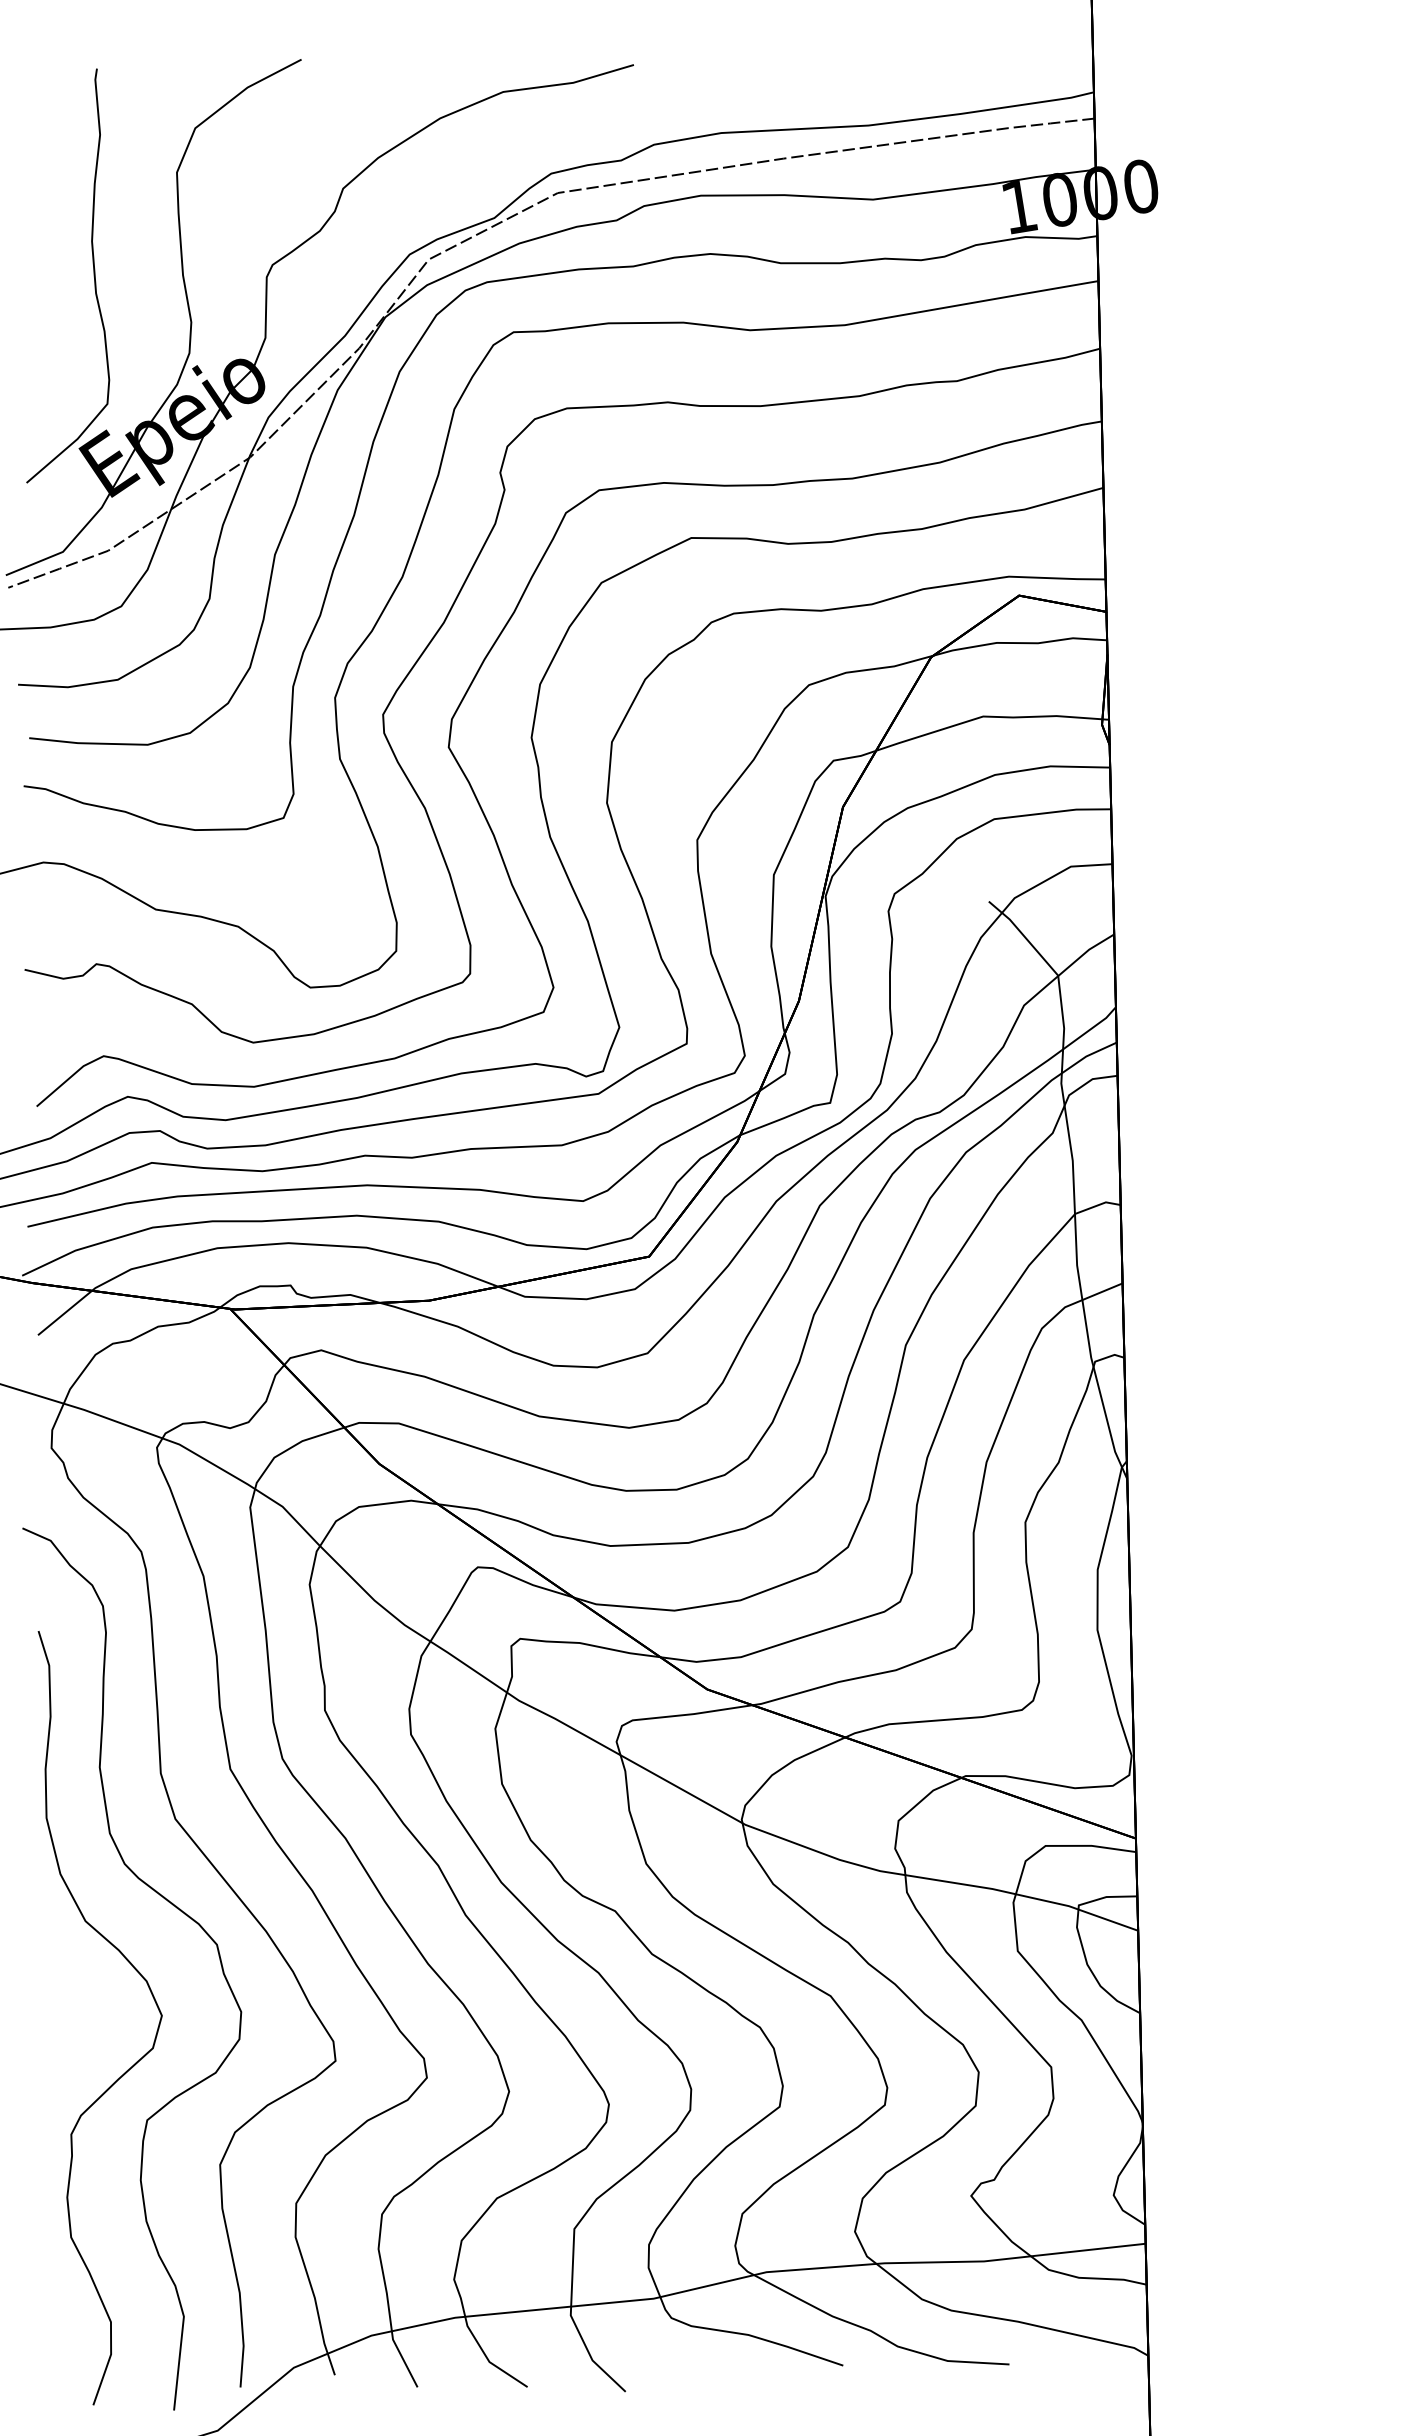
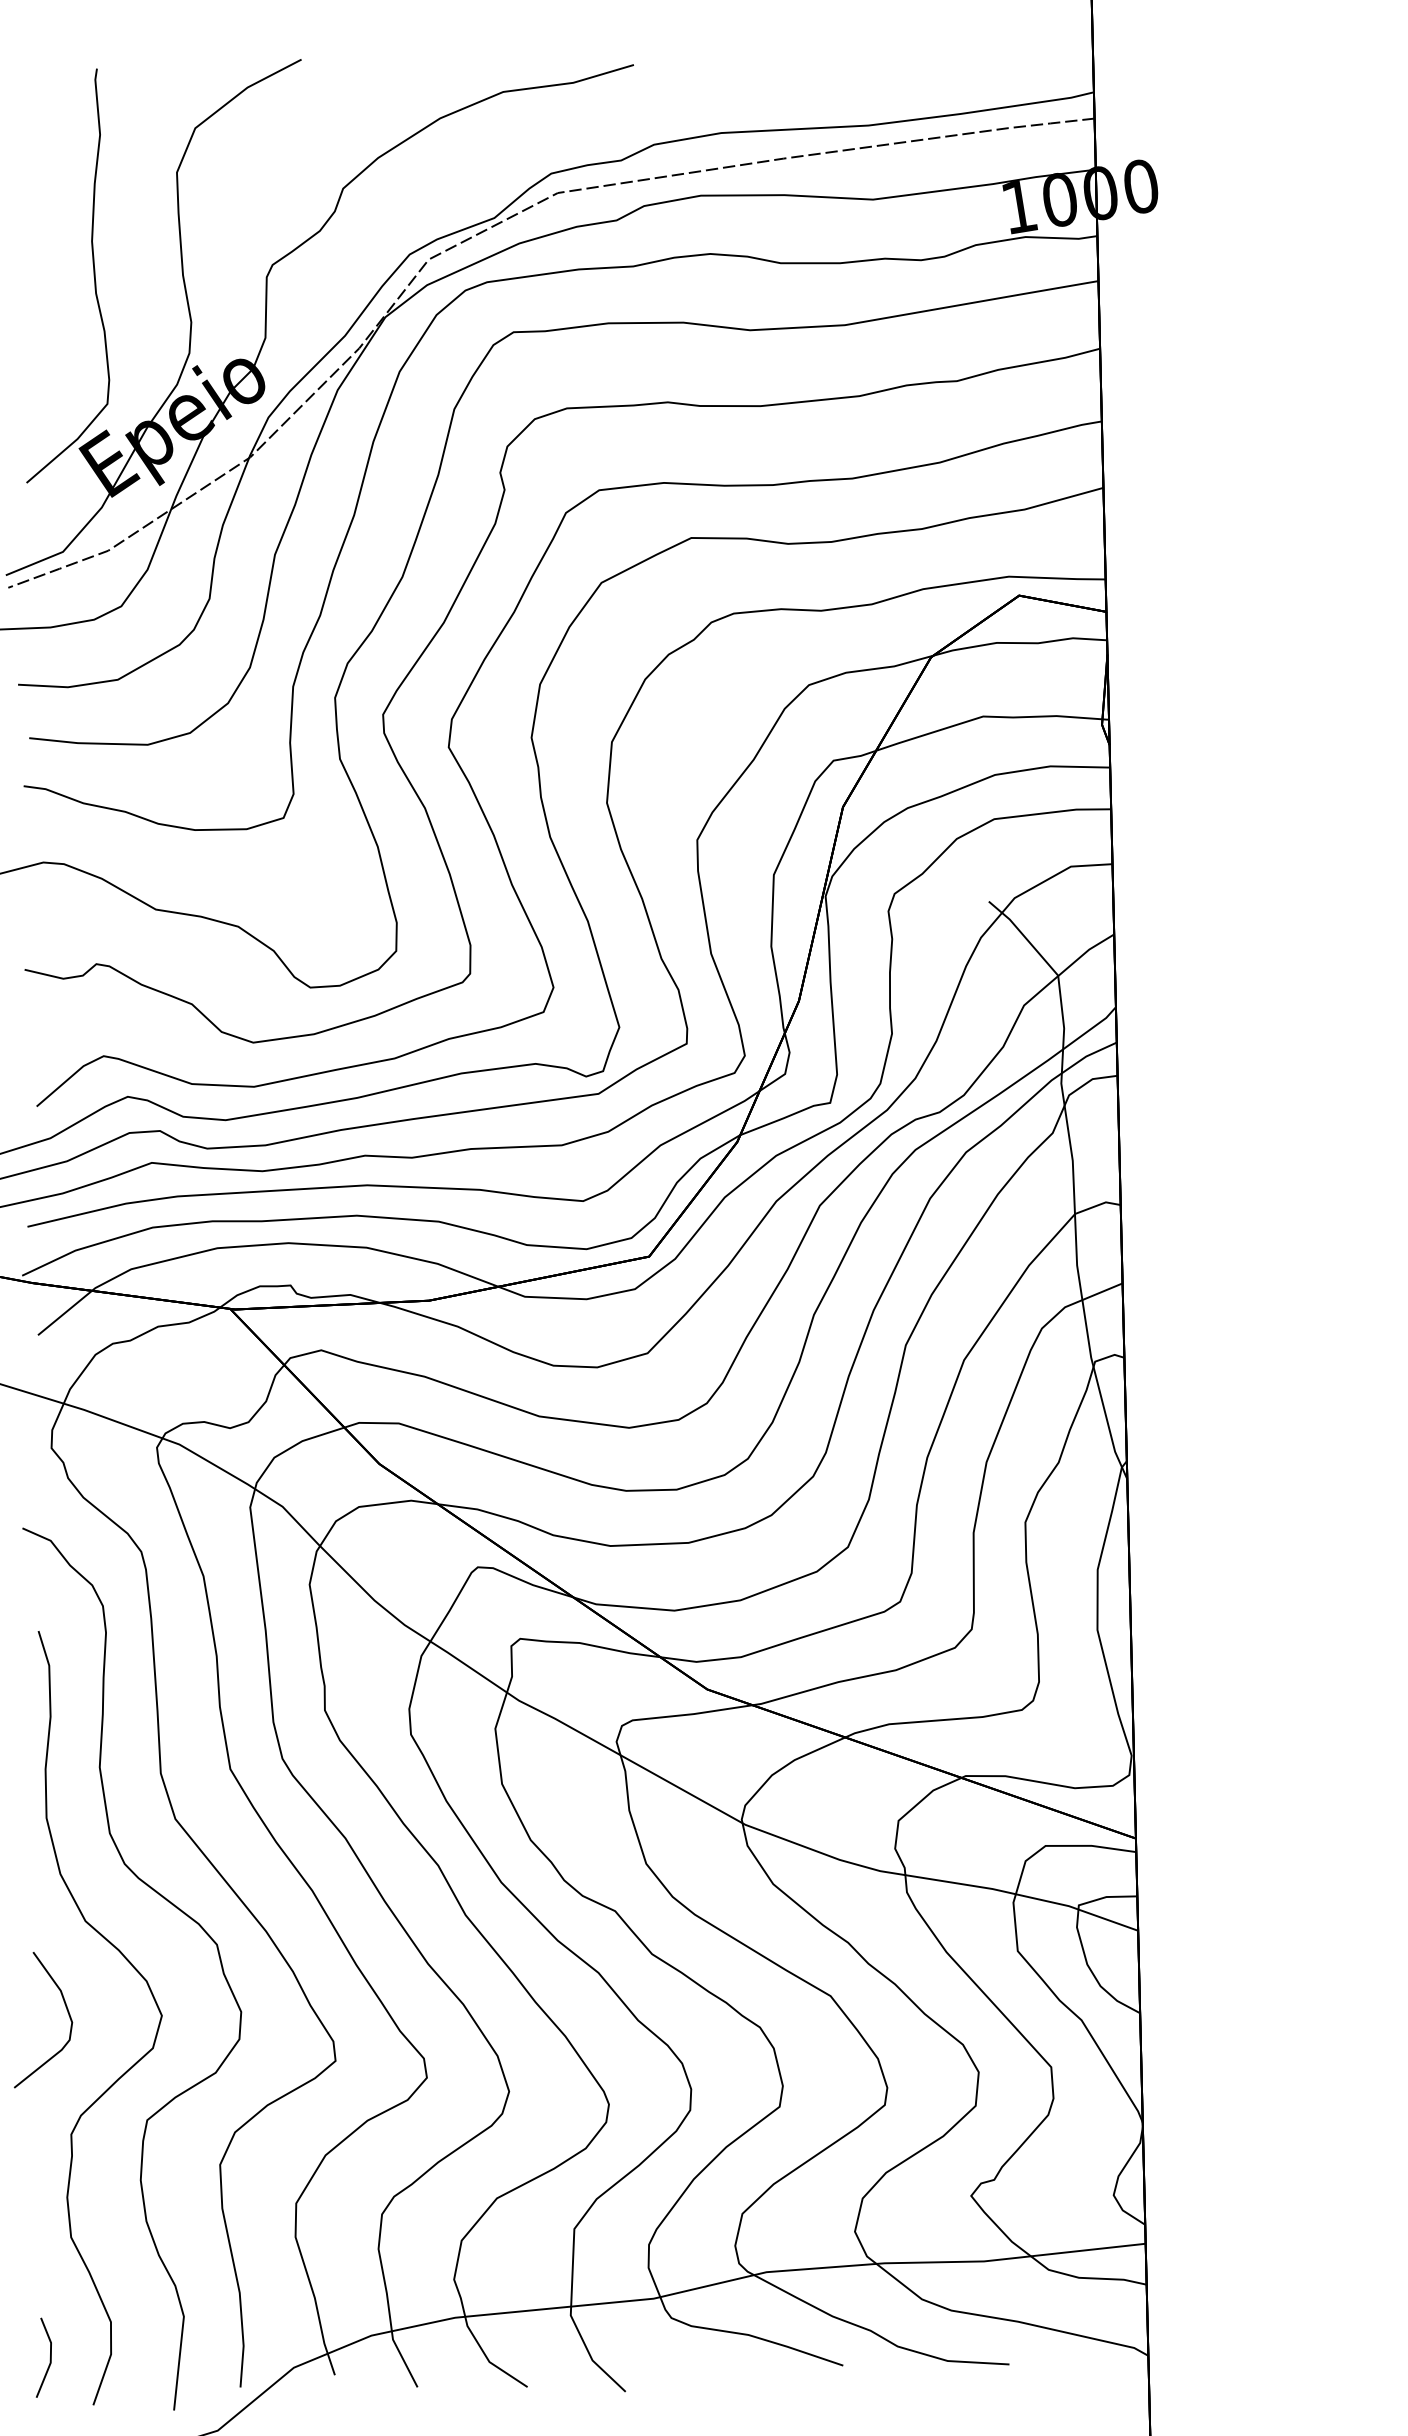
curve: none -> present (67, 2012)
line: none -> present (49, 2358)
